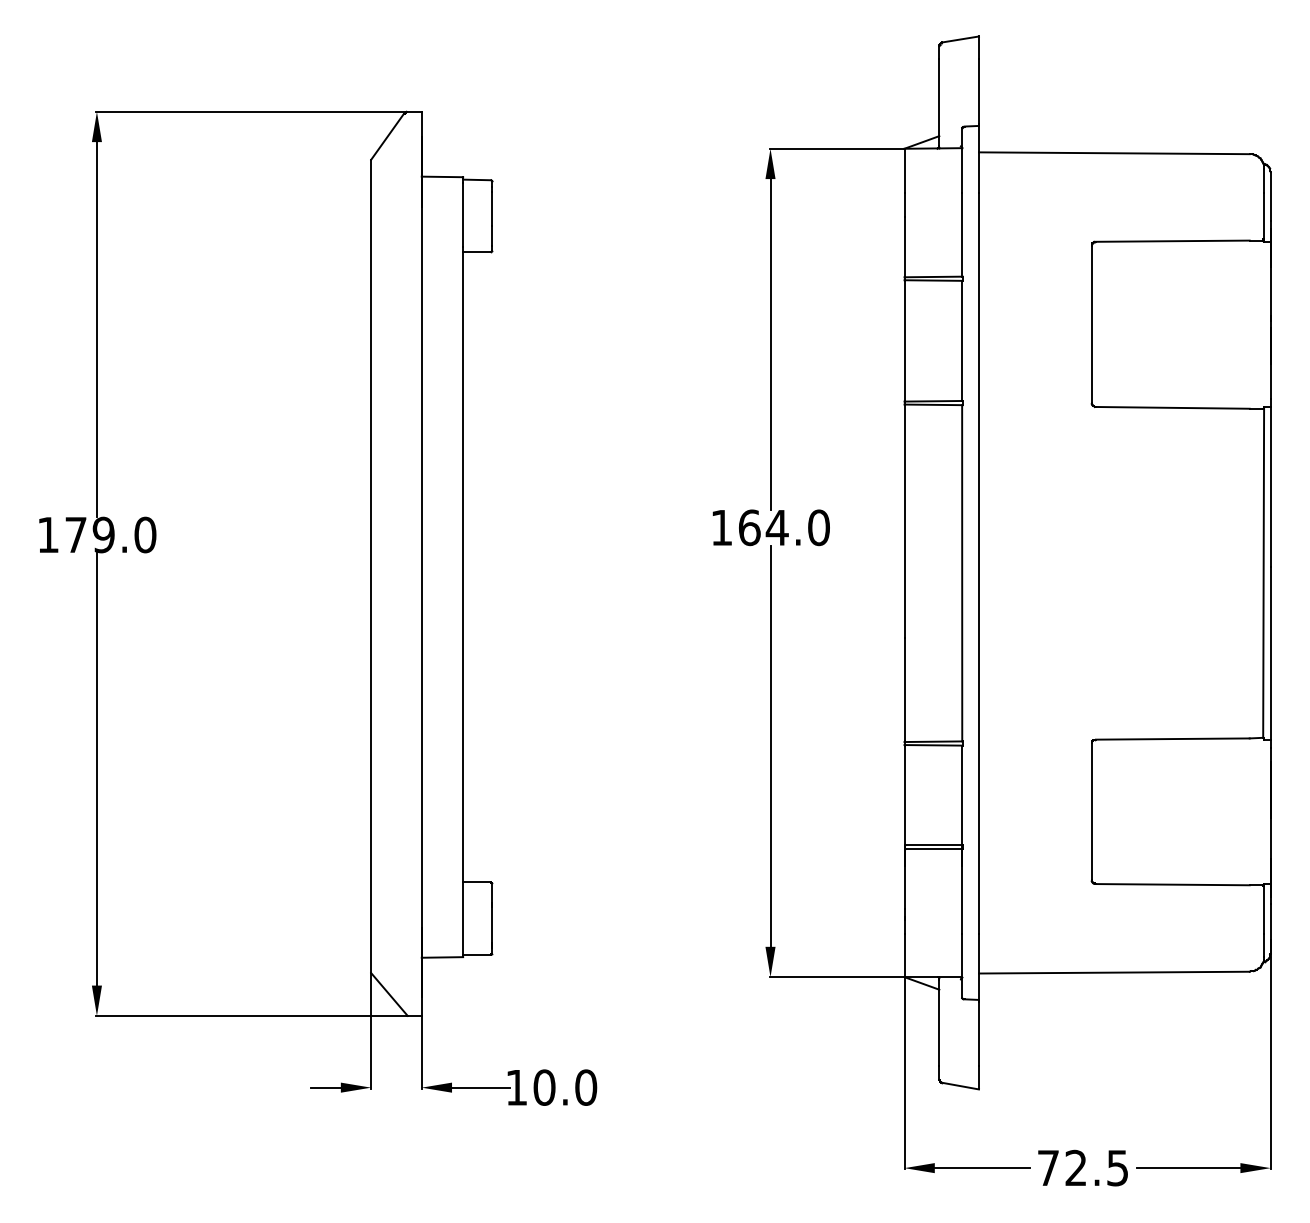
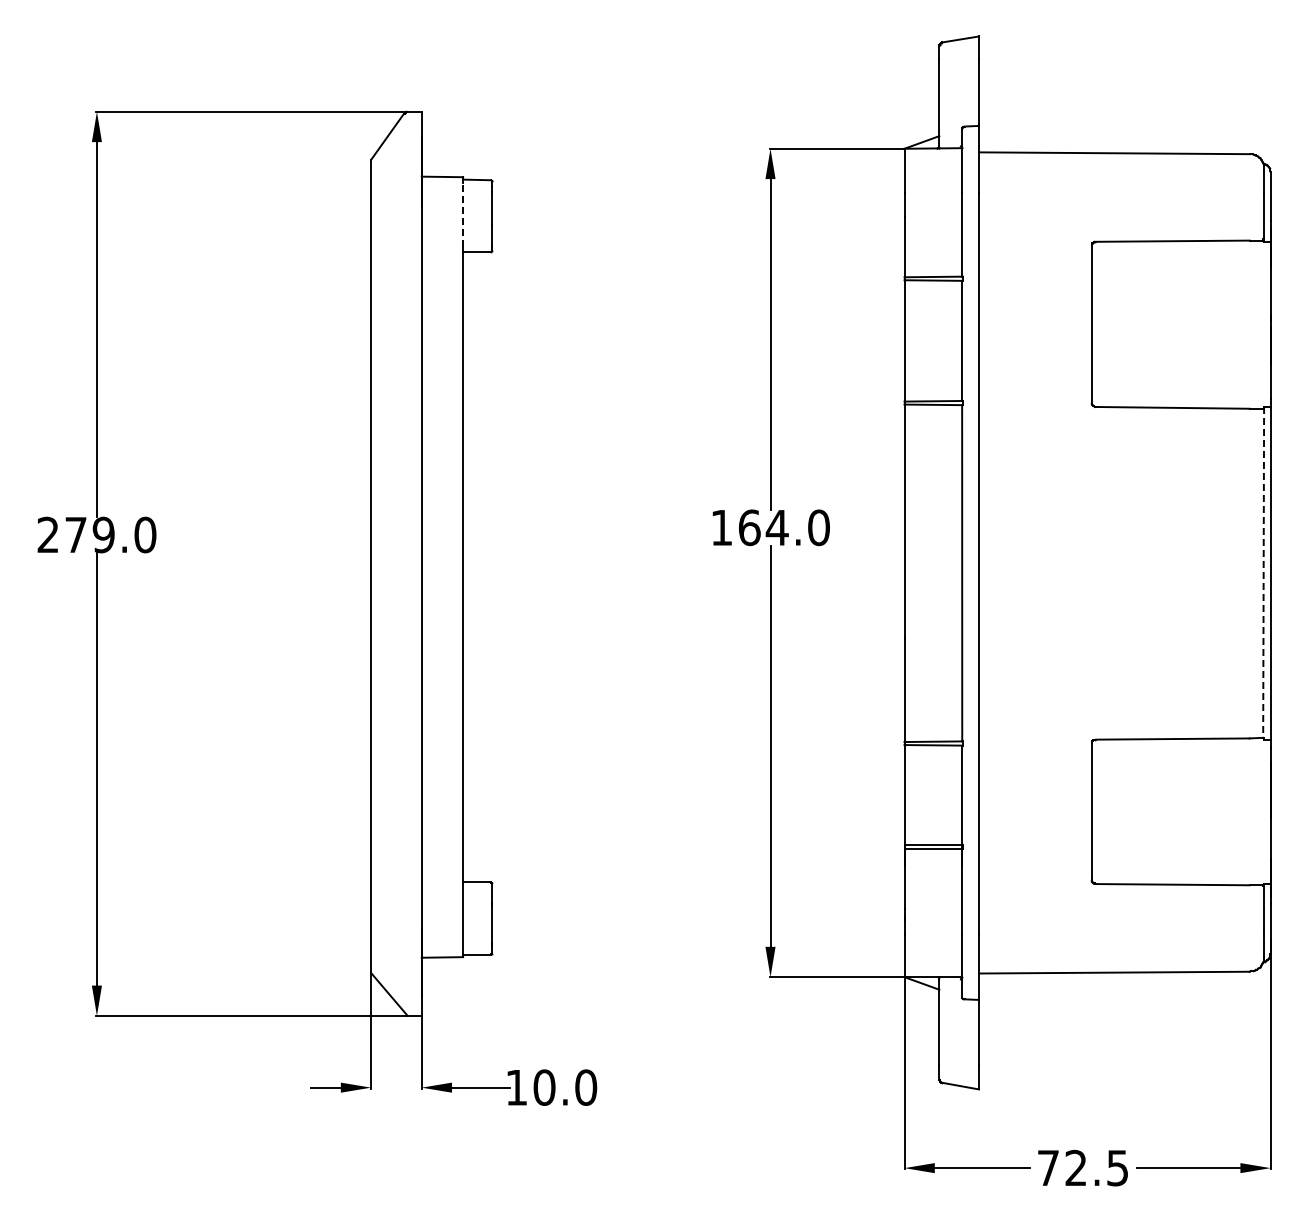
line: solid -> dashed (463, 214)
text: 179.0 -> 279.0 (47, 534)
line: solid -> dashed (1263, 572)
